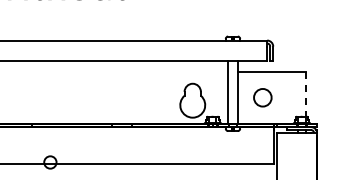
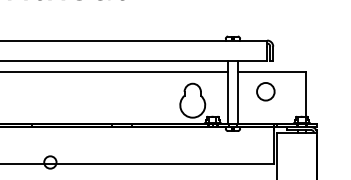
line: none -> present (114, 71)
line: dashed -> solid (306, 94)
circle position: (262, 97) -> (265, 91) (265, 91)
